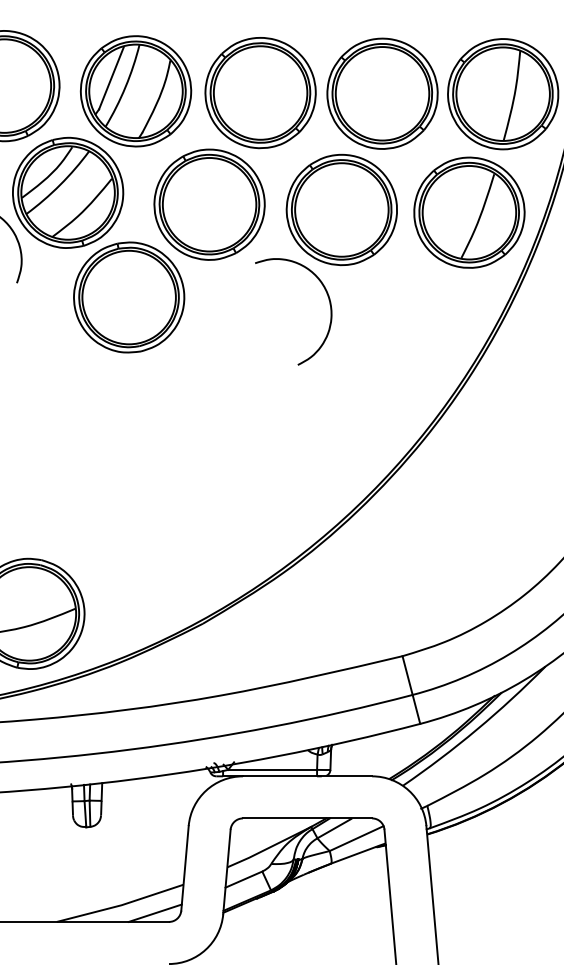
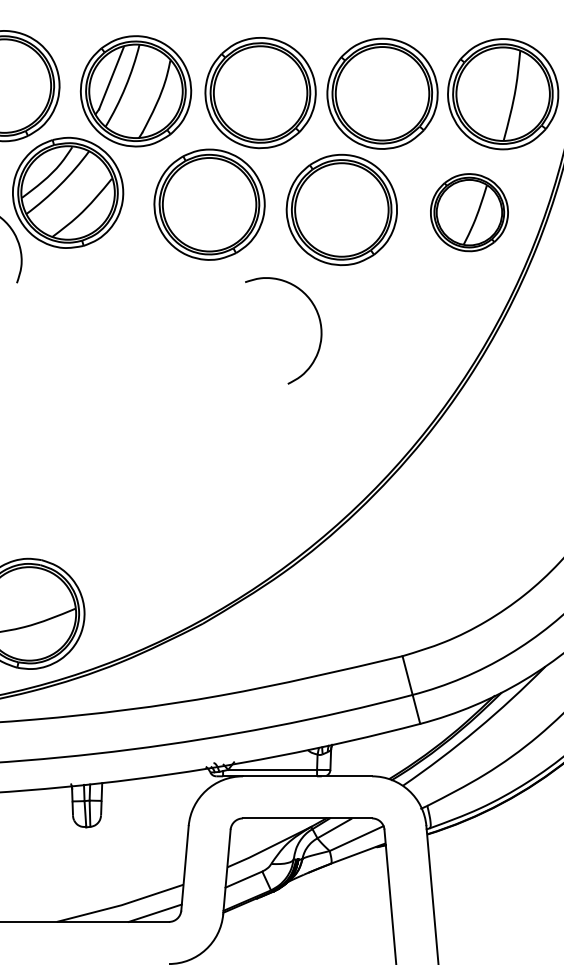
part size: 113x113 px -> 79x80 px (469, 212)
part: present -> none (129, 297)
curve position: (329, 304) -> (319, 323) (319, 323)
